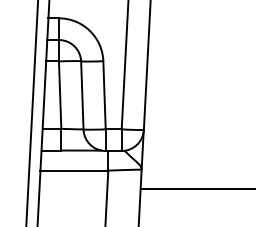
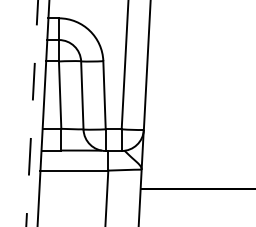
line: solid -> dashed (32, 113)
